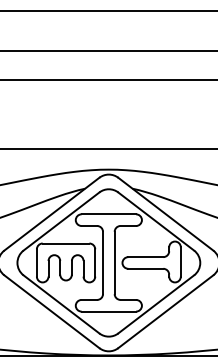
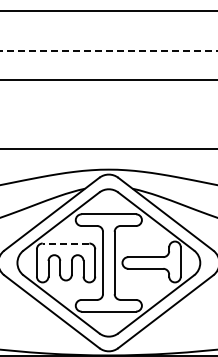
line: solid -> dashed (109, 50)
line: solid -> dashed (65, 243)
